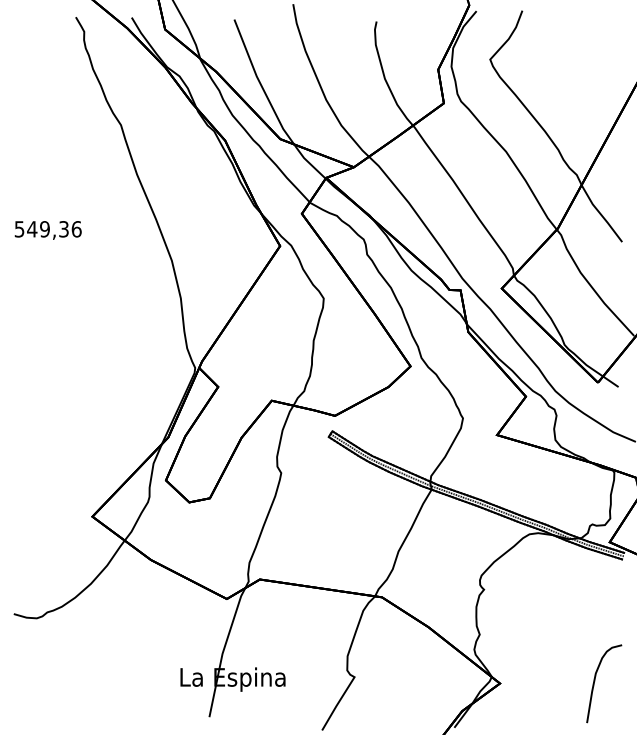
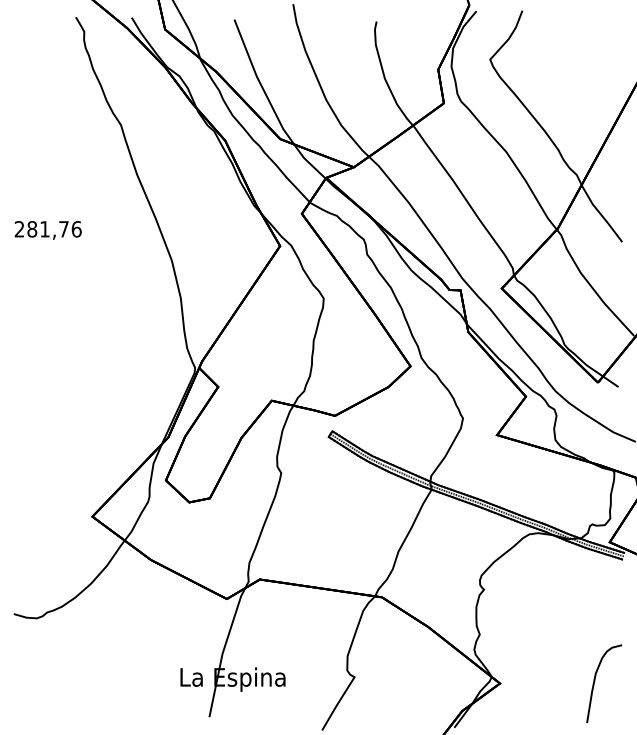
text: 549,36 -> 281,76 (41, 229)
